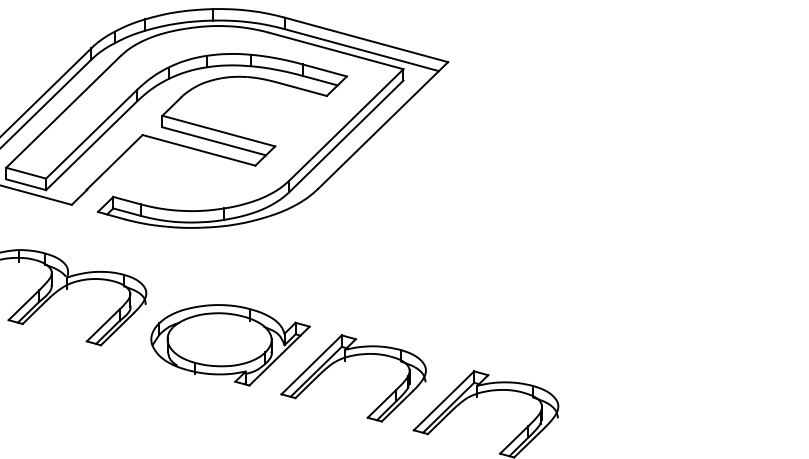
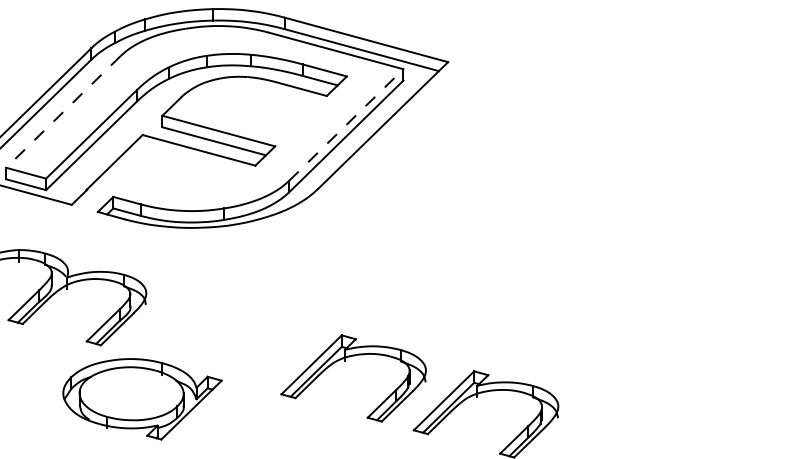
line: solid -> dashed (63, 111)
line: solid -> dashed (346, 125)
part position: (230, 345) -> (142, 399) (142, 399)
